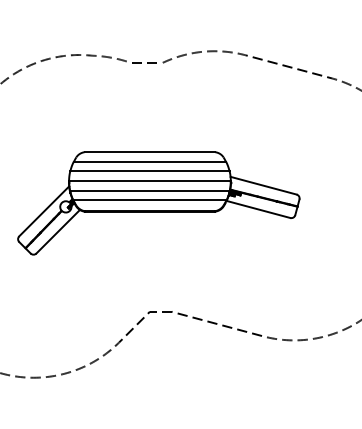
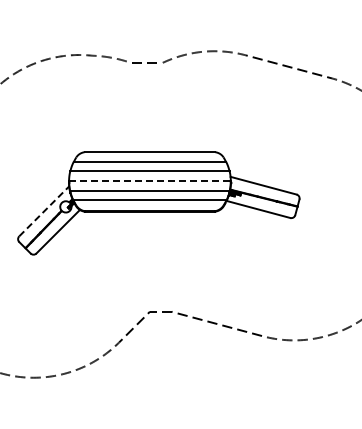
line: solid -> dashed (149, 180)
line: solid -> dashed (44, 211)
